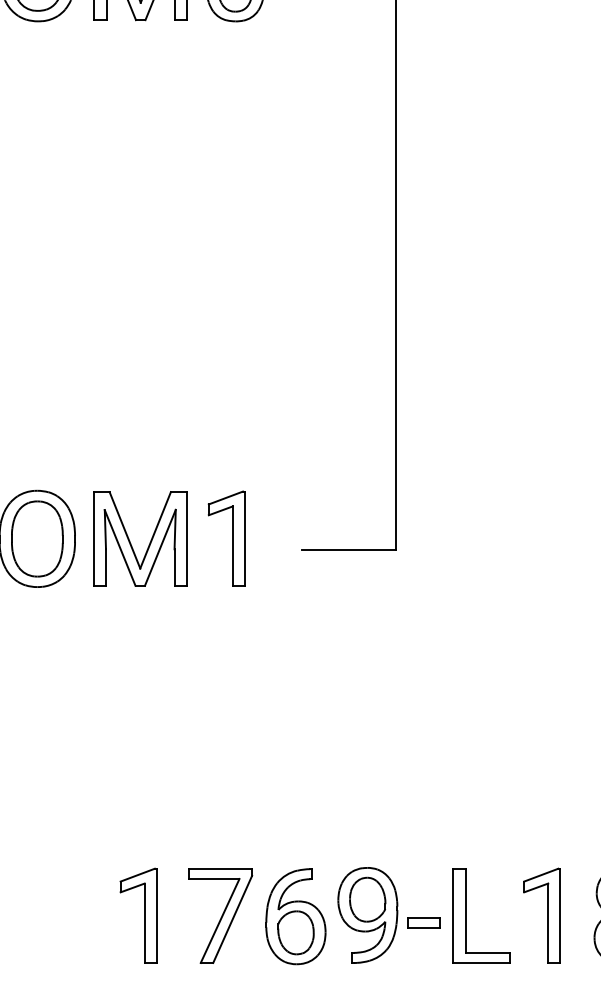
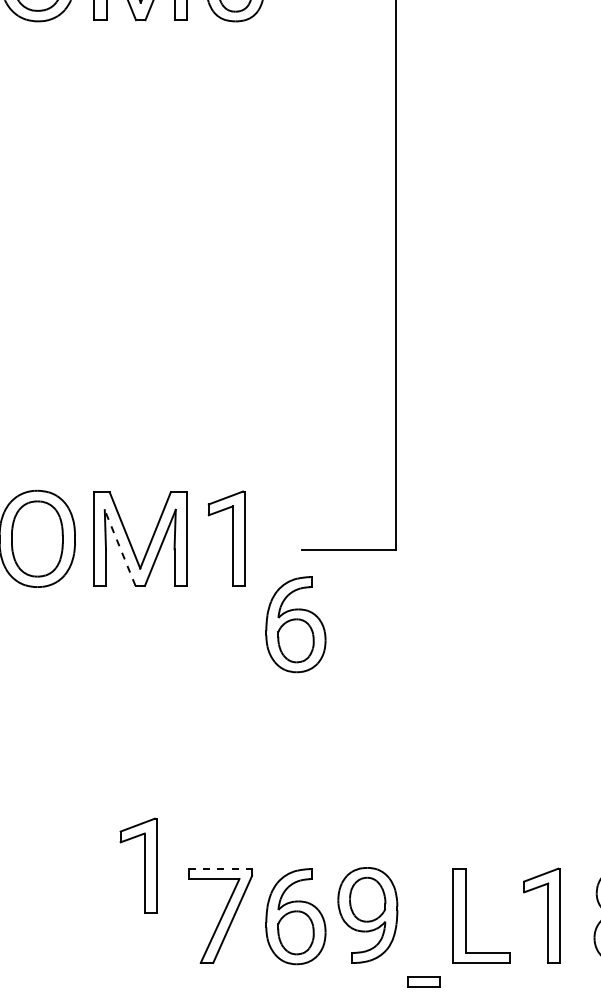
line: solid -> dashed (120, 547)
part: none -> present (295, 624)
line: solid -> dashed (220, 869)
part position: (138, 915) -> (138, 865) (138, 865)
part position: (423, 922) -> (423, 981) (423, 981)
